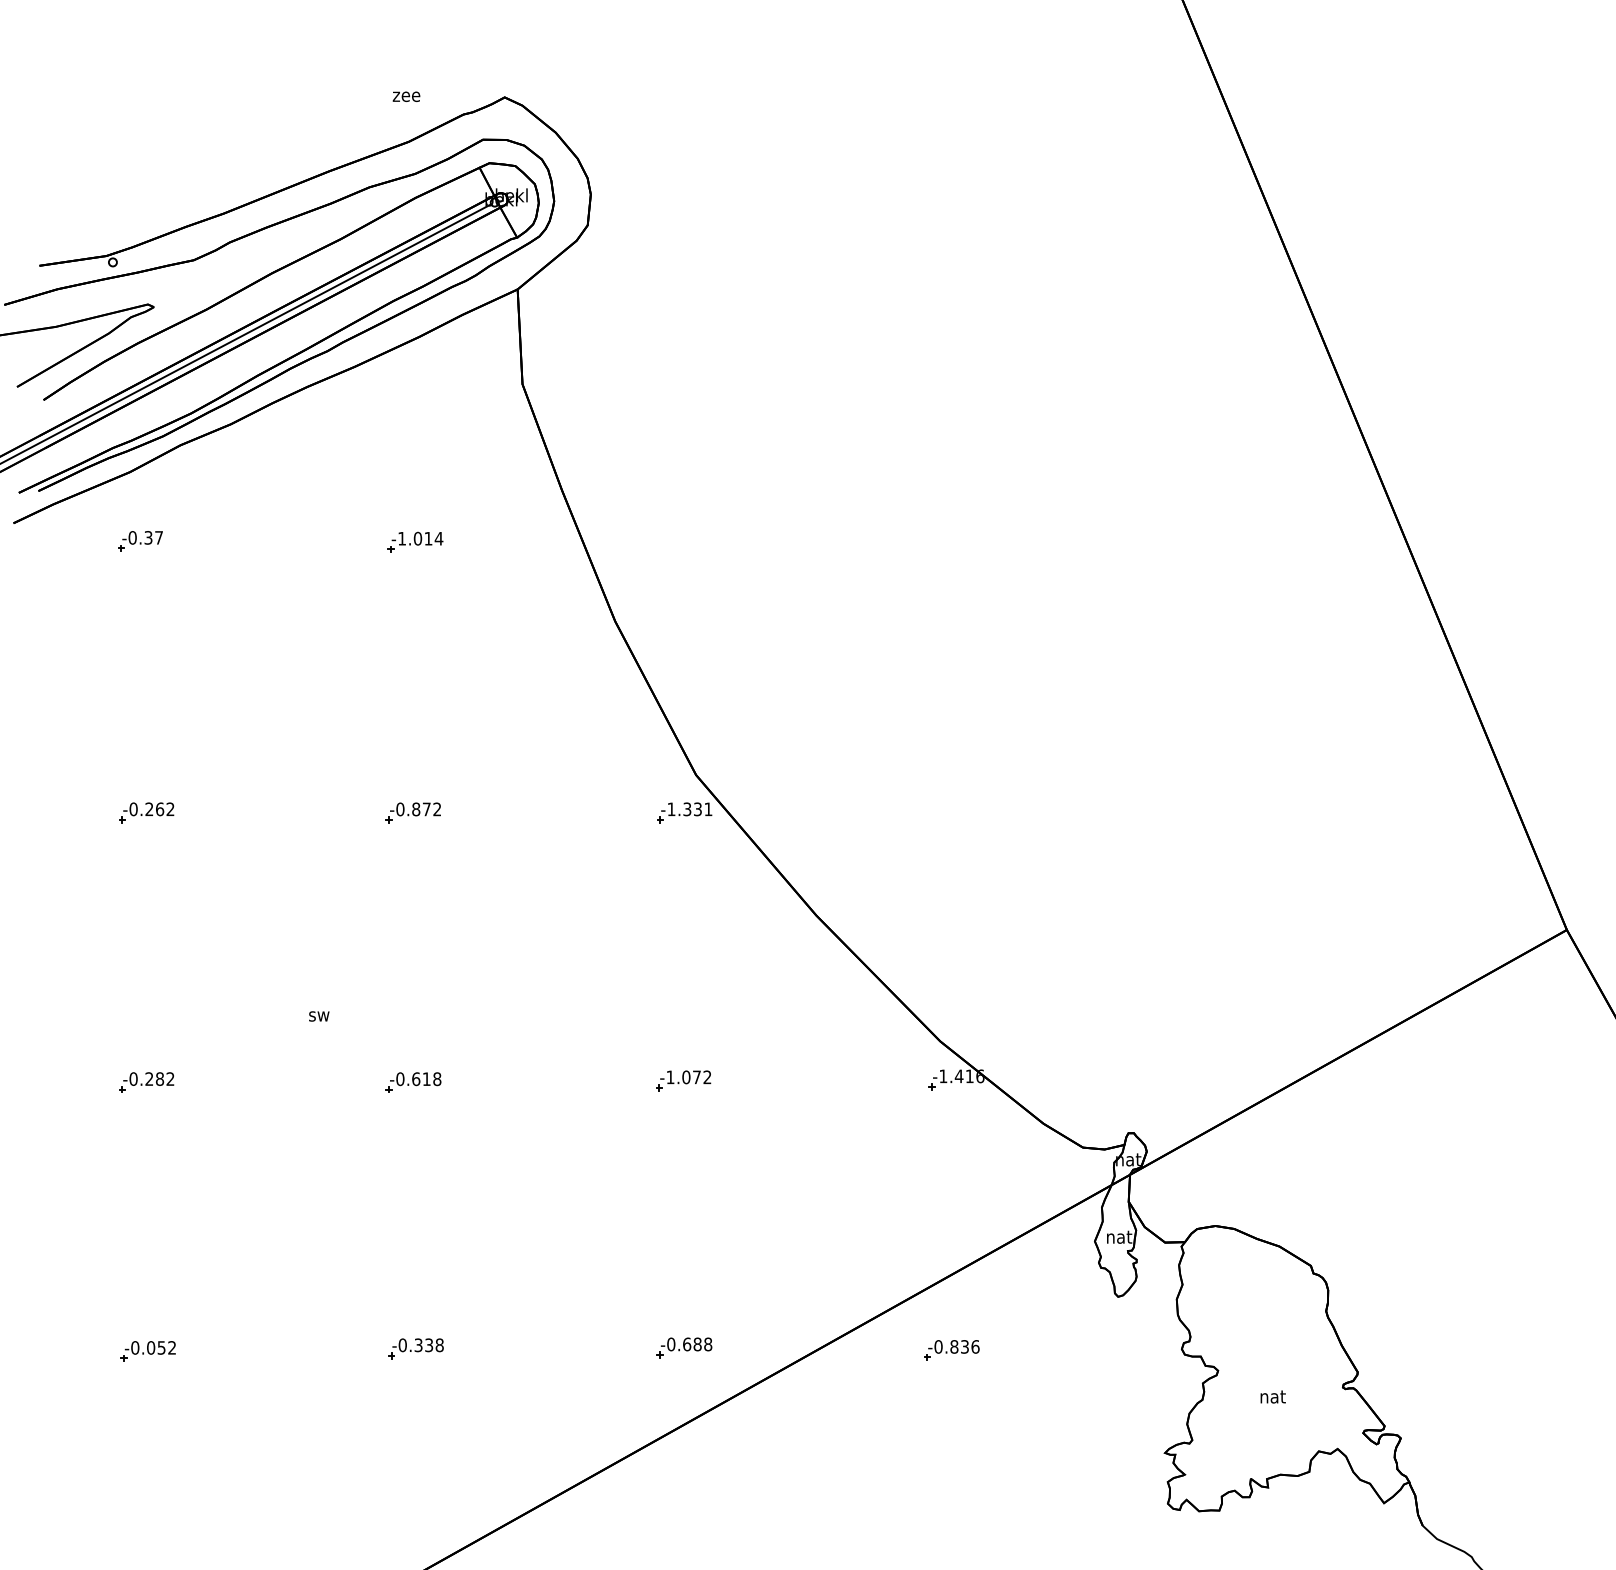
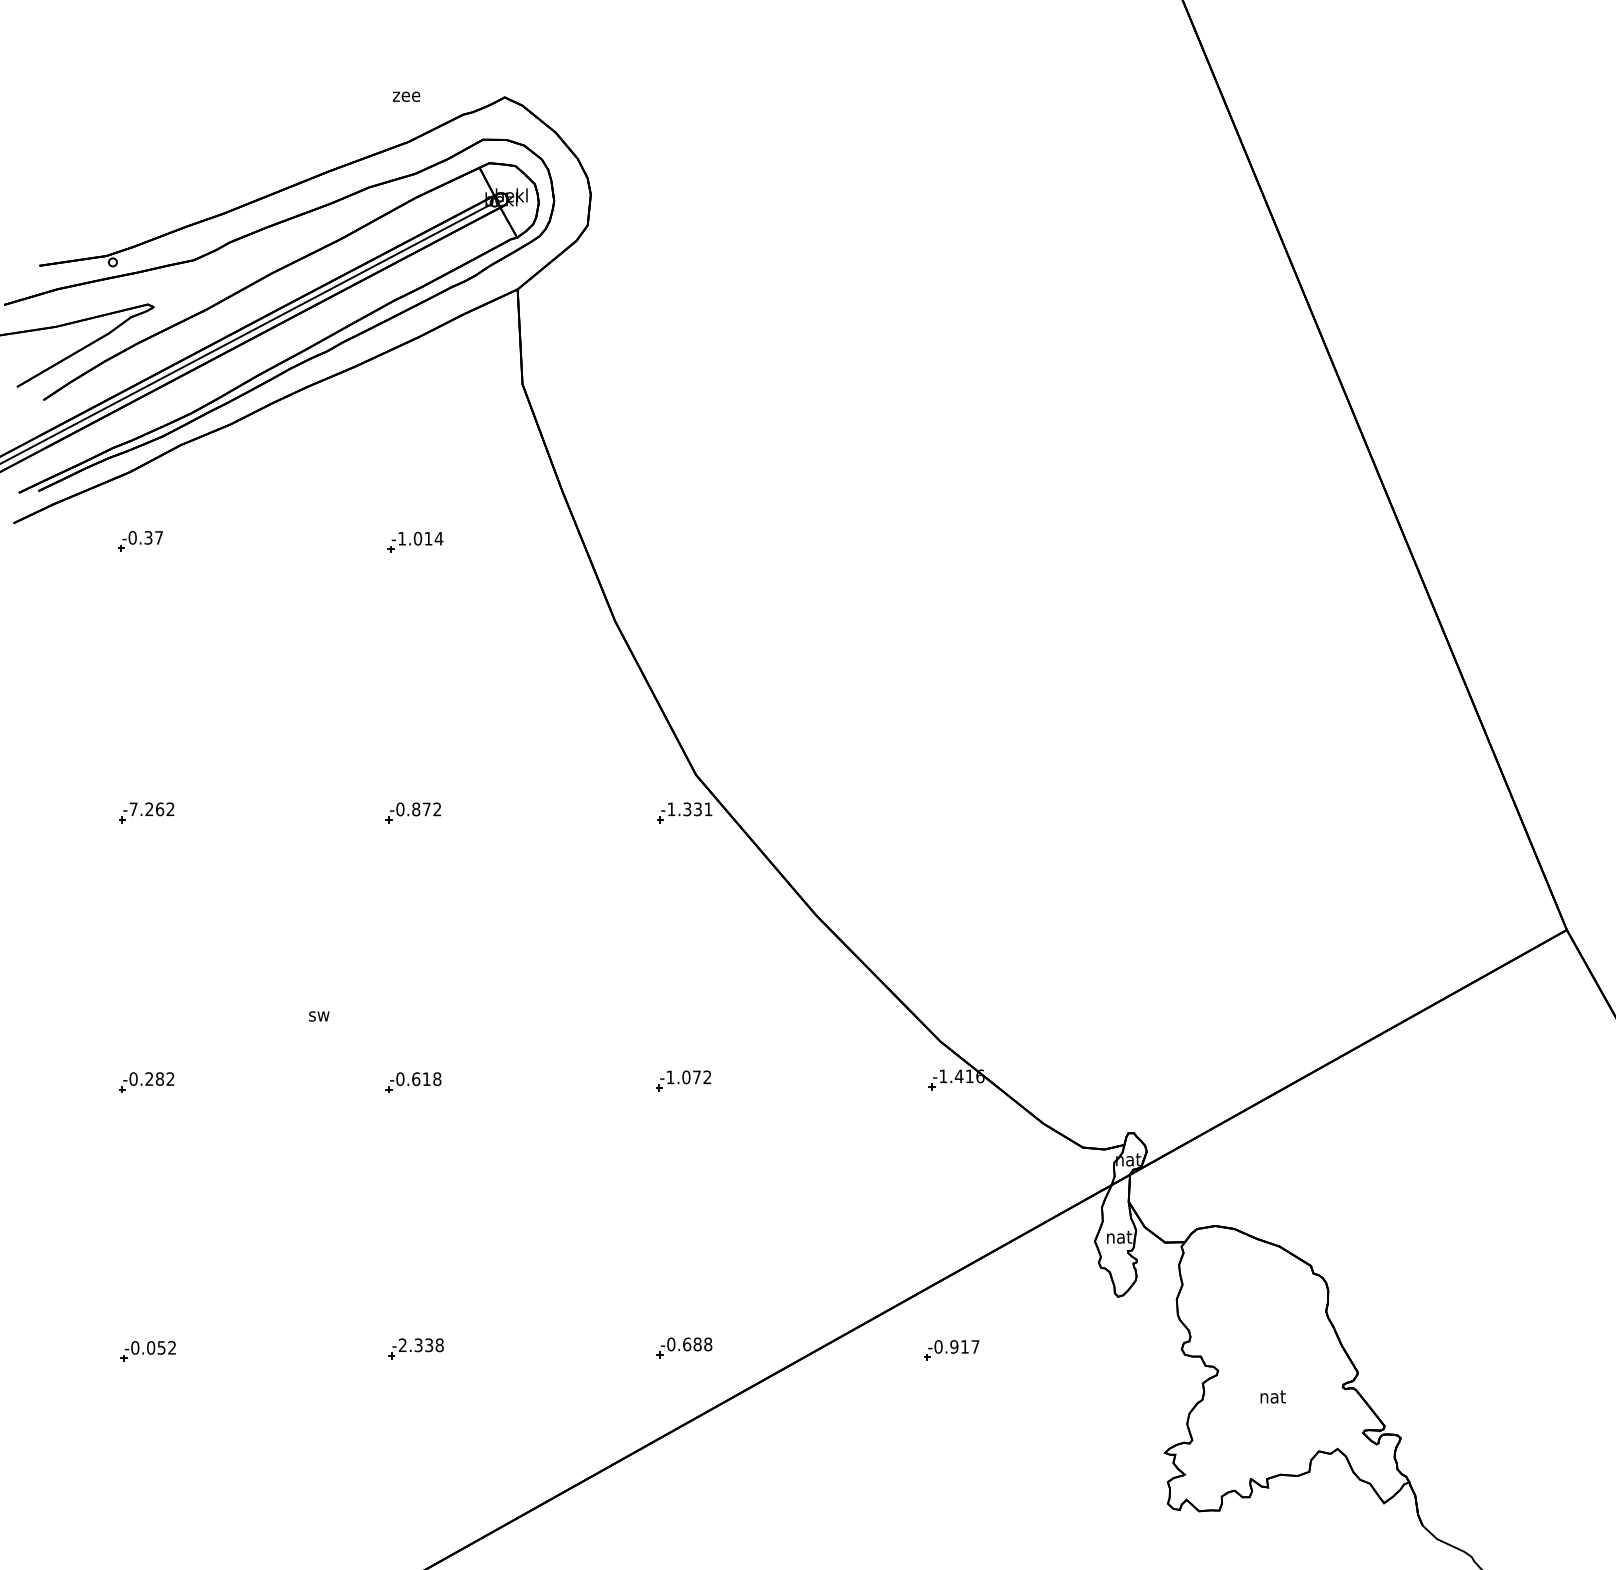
text: -0.262 -> -7.262 (133, 809)
text: -0.338 -> -2.338 (402, 1345)
text: -0.836 -> -0.917 (964, 1346)
